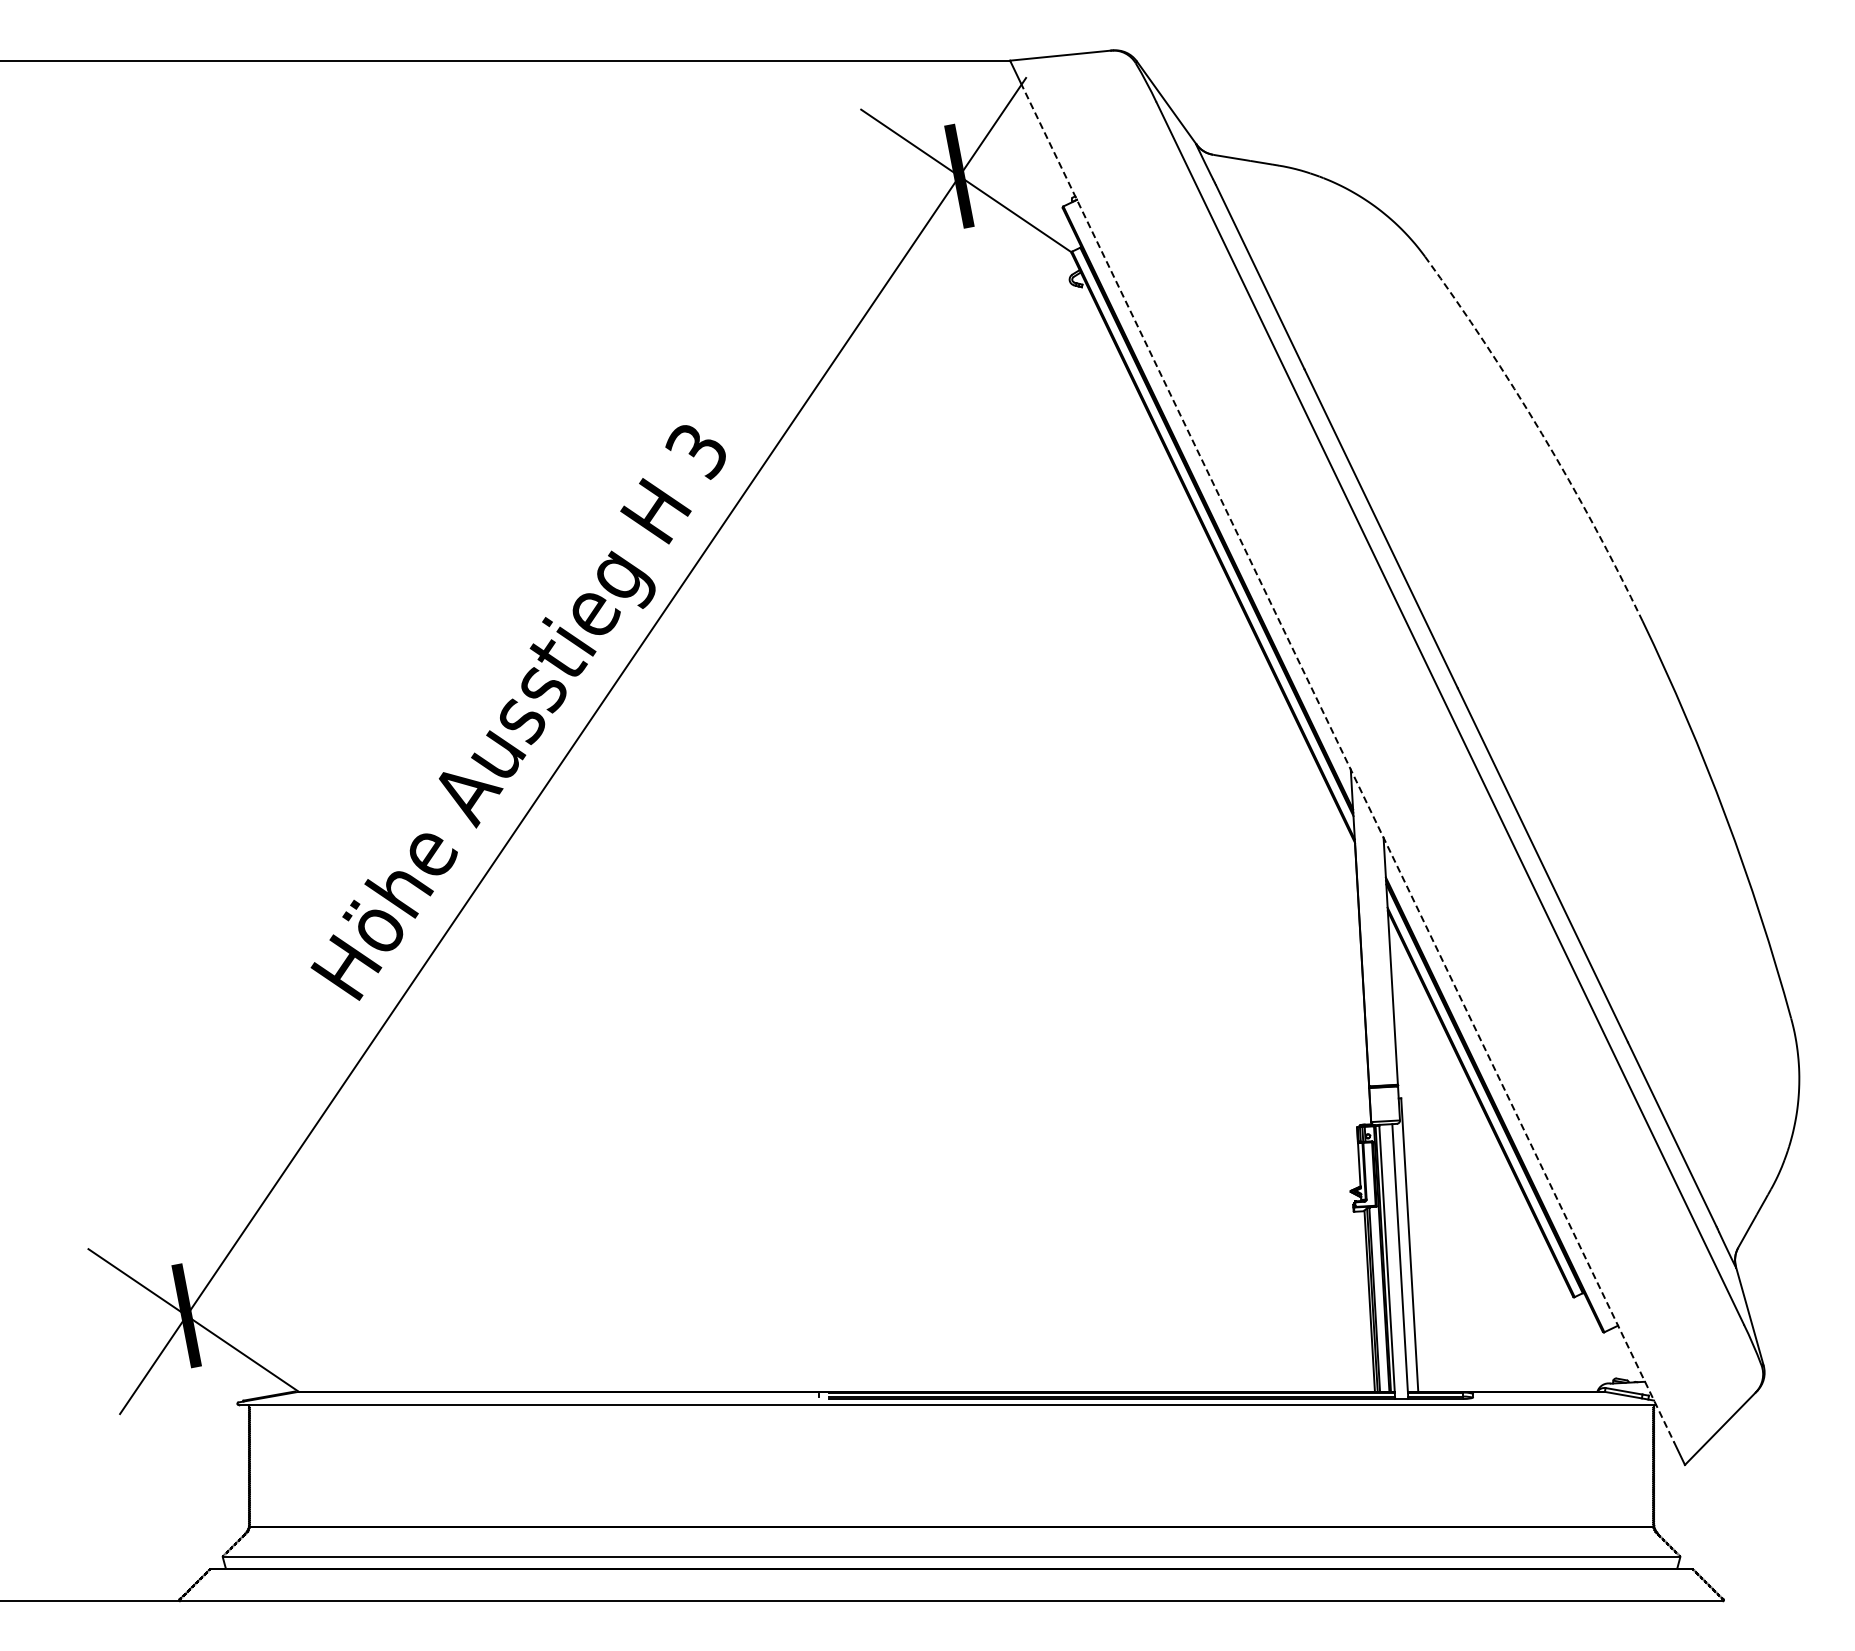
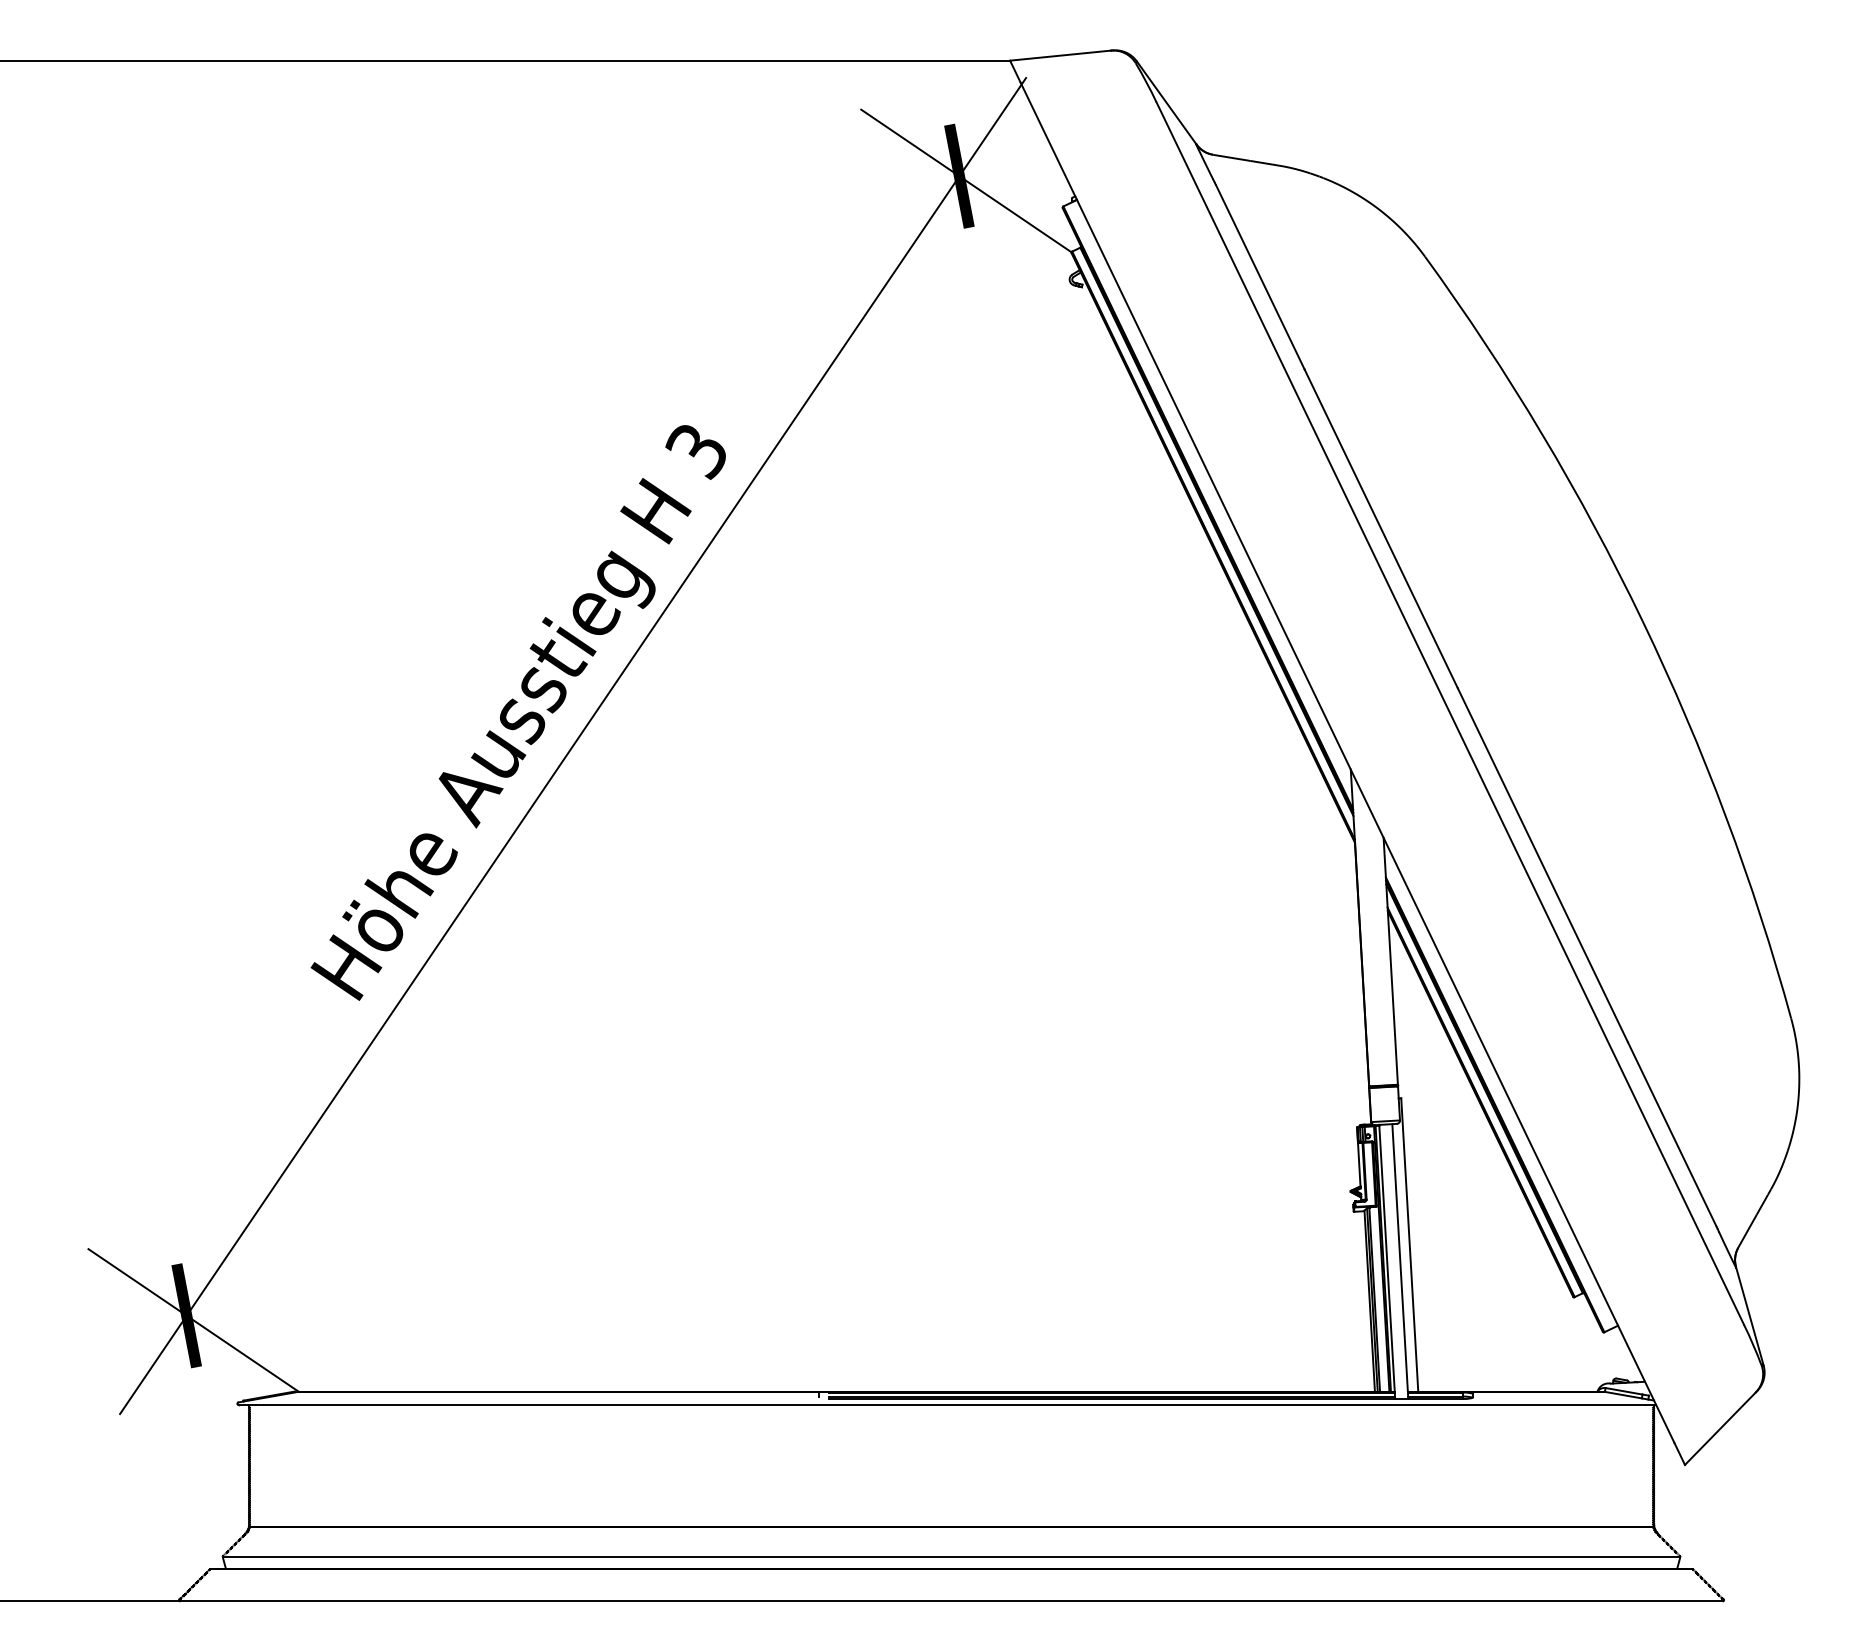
arc: dashed -> solid (1542, 433)
line: dashed -> solid (1347, 763)
